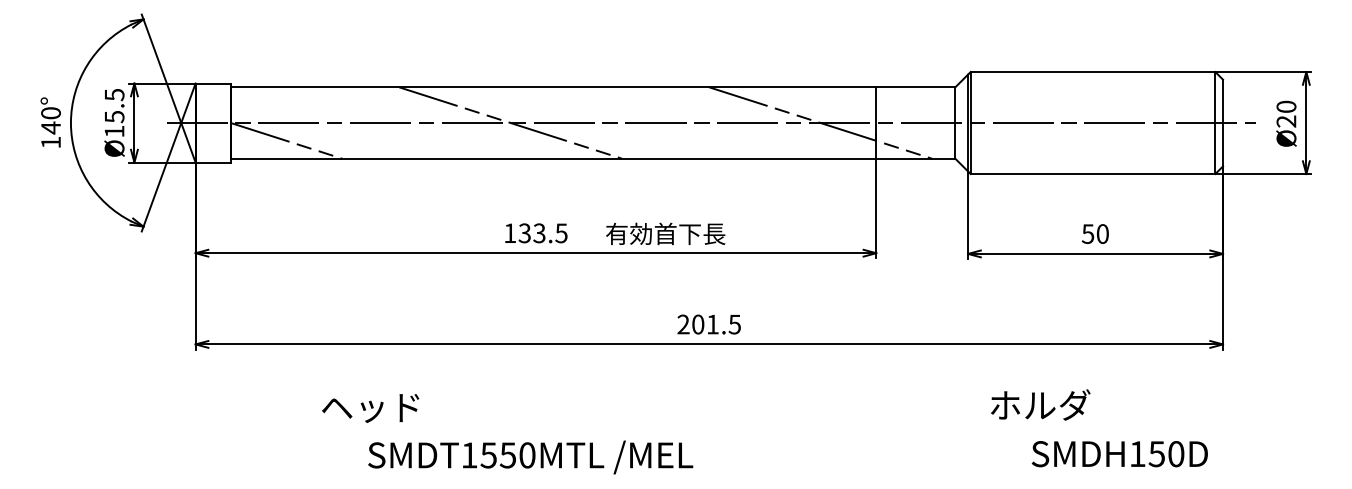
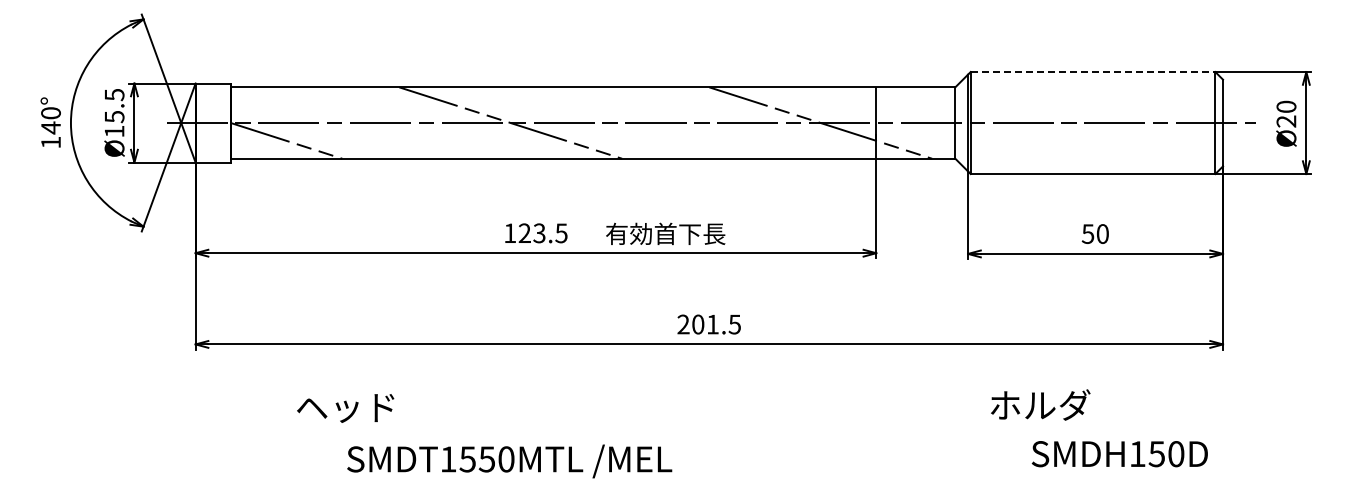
line: solid -> dashed (1093, 72)
text: 133.5 -> 123.5 (524, 233)
text position: (370, 408) -> (345, 408) (345, 408)
text position: (530, 457) -> (509, 461) (509, 461)
